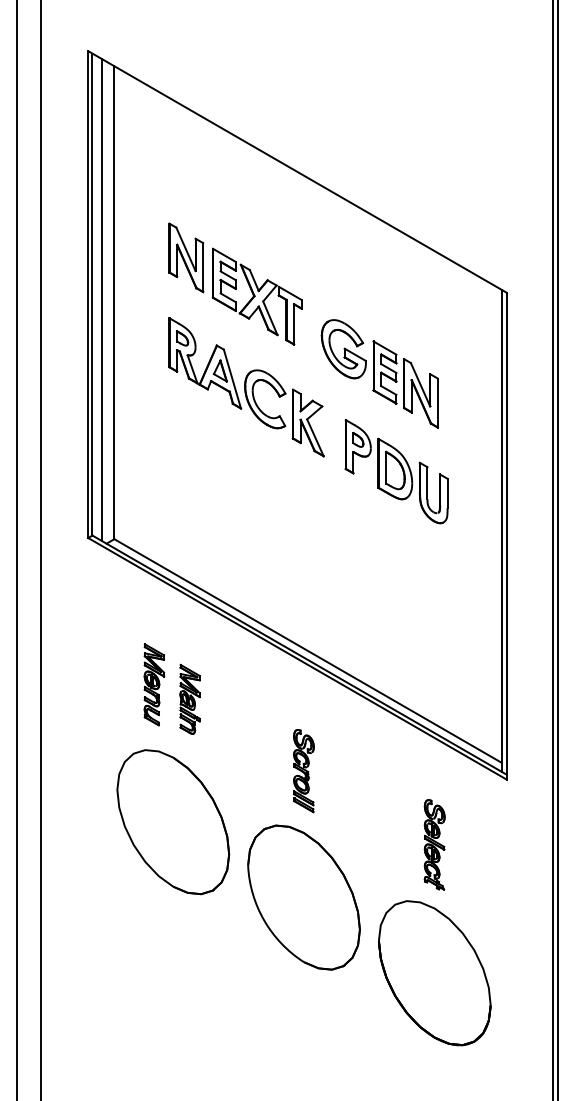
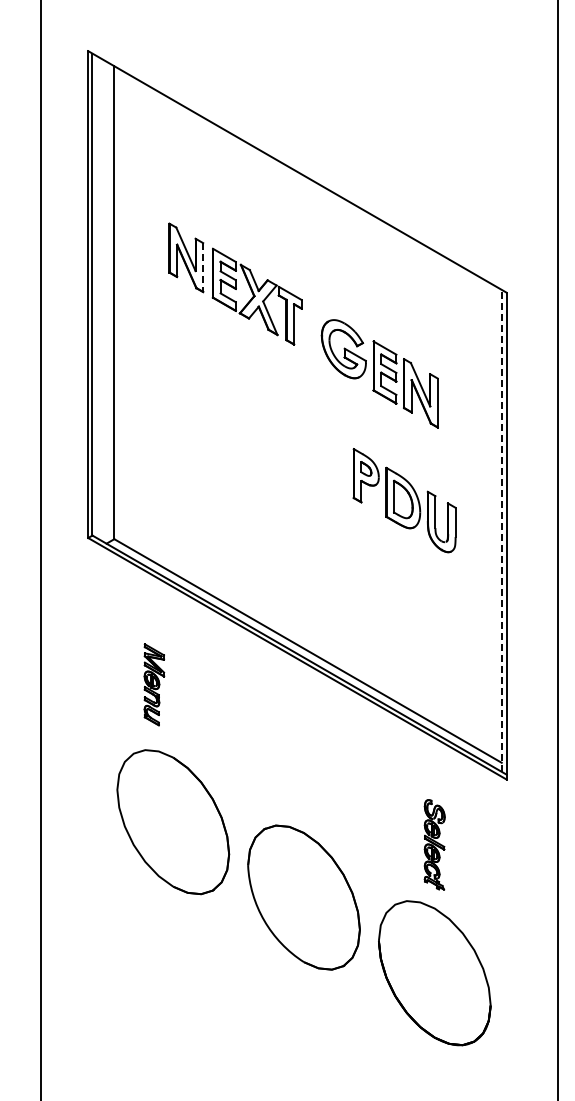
line: solid -> dashed (203, 267)
line: present -> none (101, 299)
part: present -> none (246, 387)
part position: (396, 471) -> (404, 500) (404, 500)
line: solid -> dashed (501, 530)
line: present -> none (17, 549)
line: present -> none (553, 549)
part: present -> none (189, 698)
part: present -> none (303, 771)
